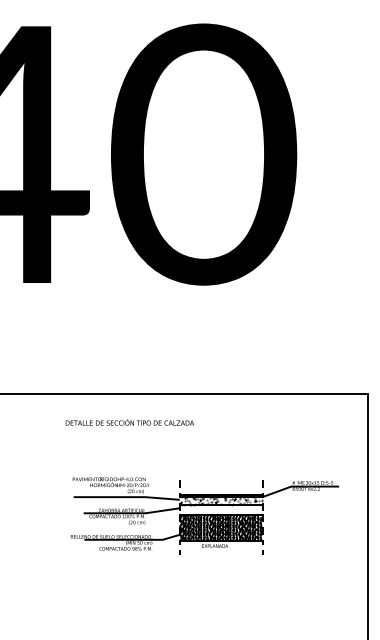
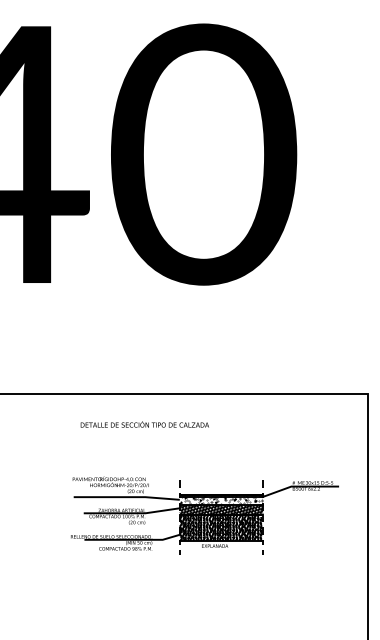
text position: (129, 422) -> (144, 424) (144, 424)
hatch: none -> present (220, 510)
